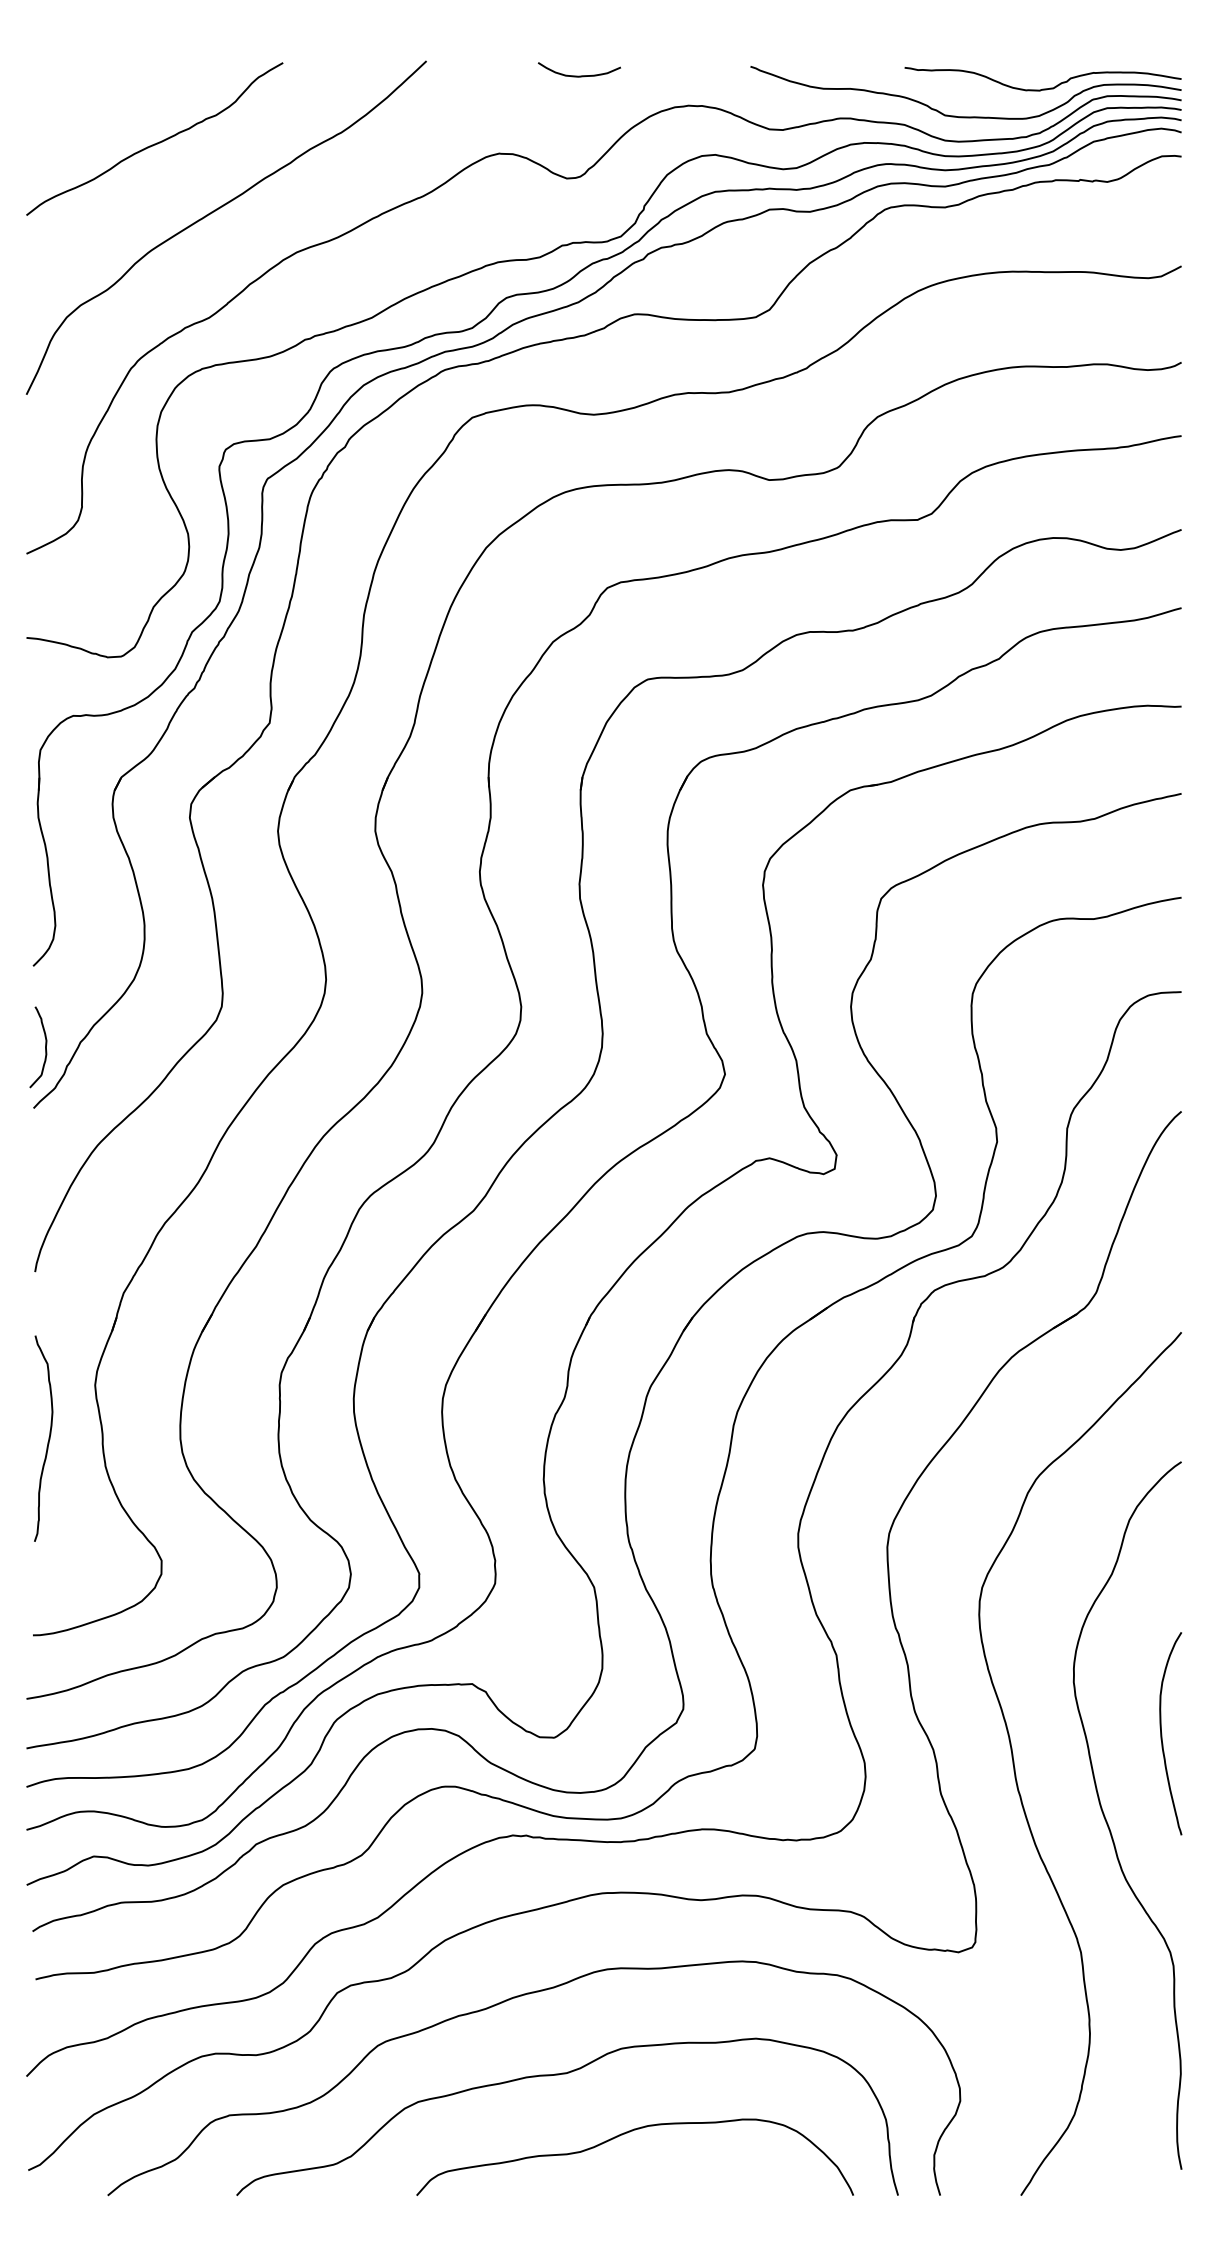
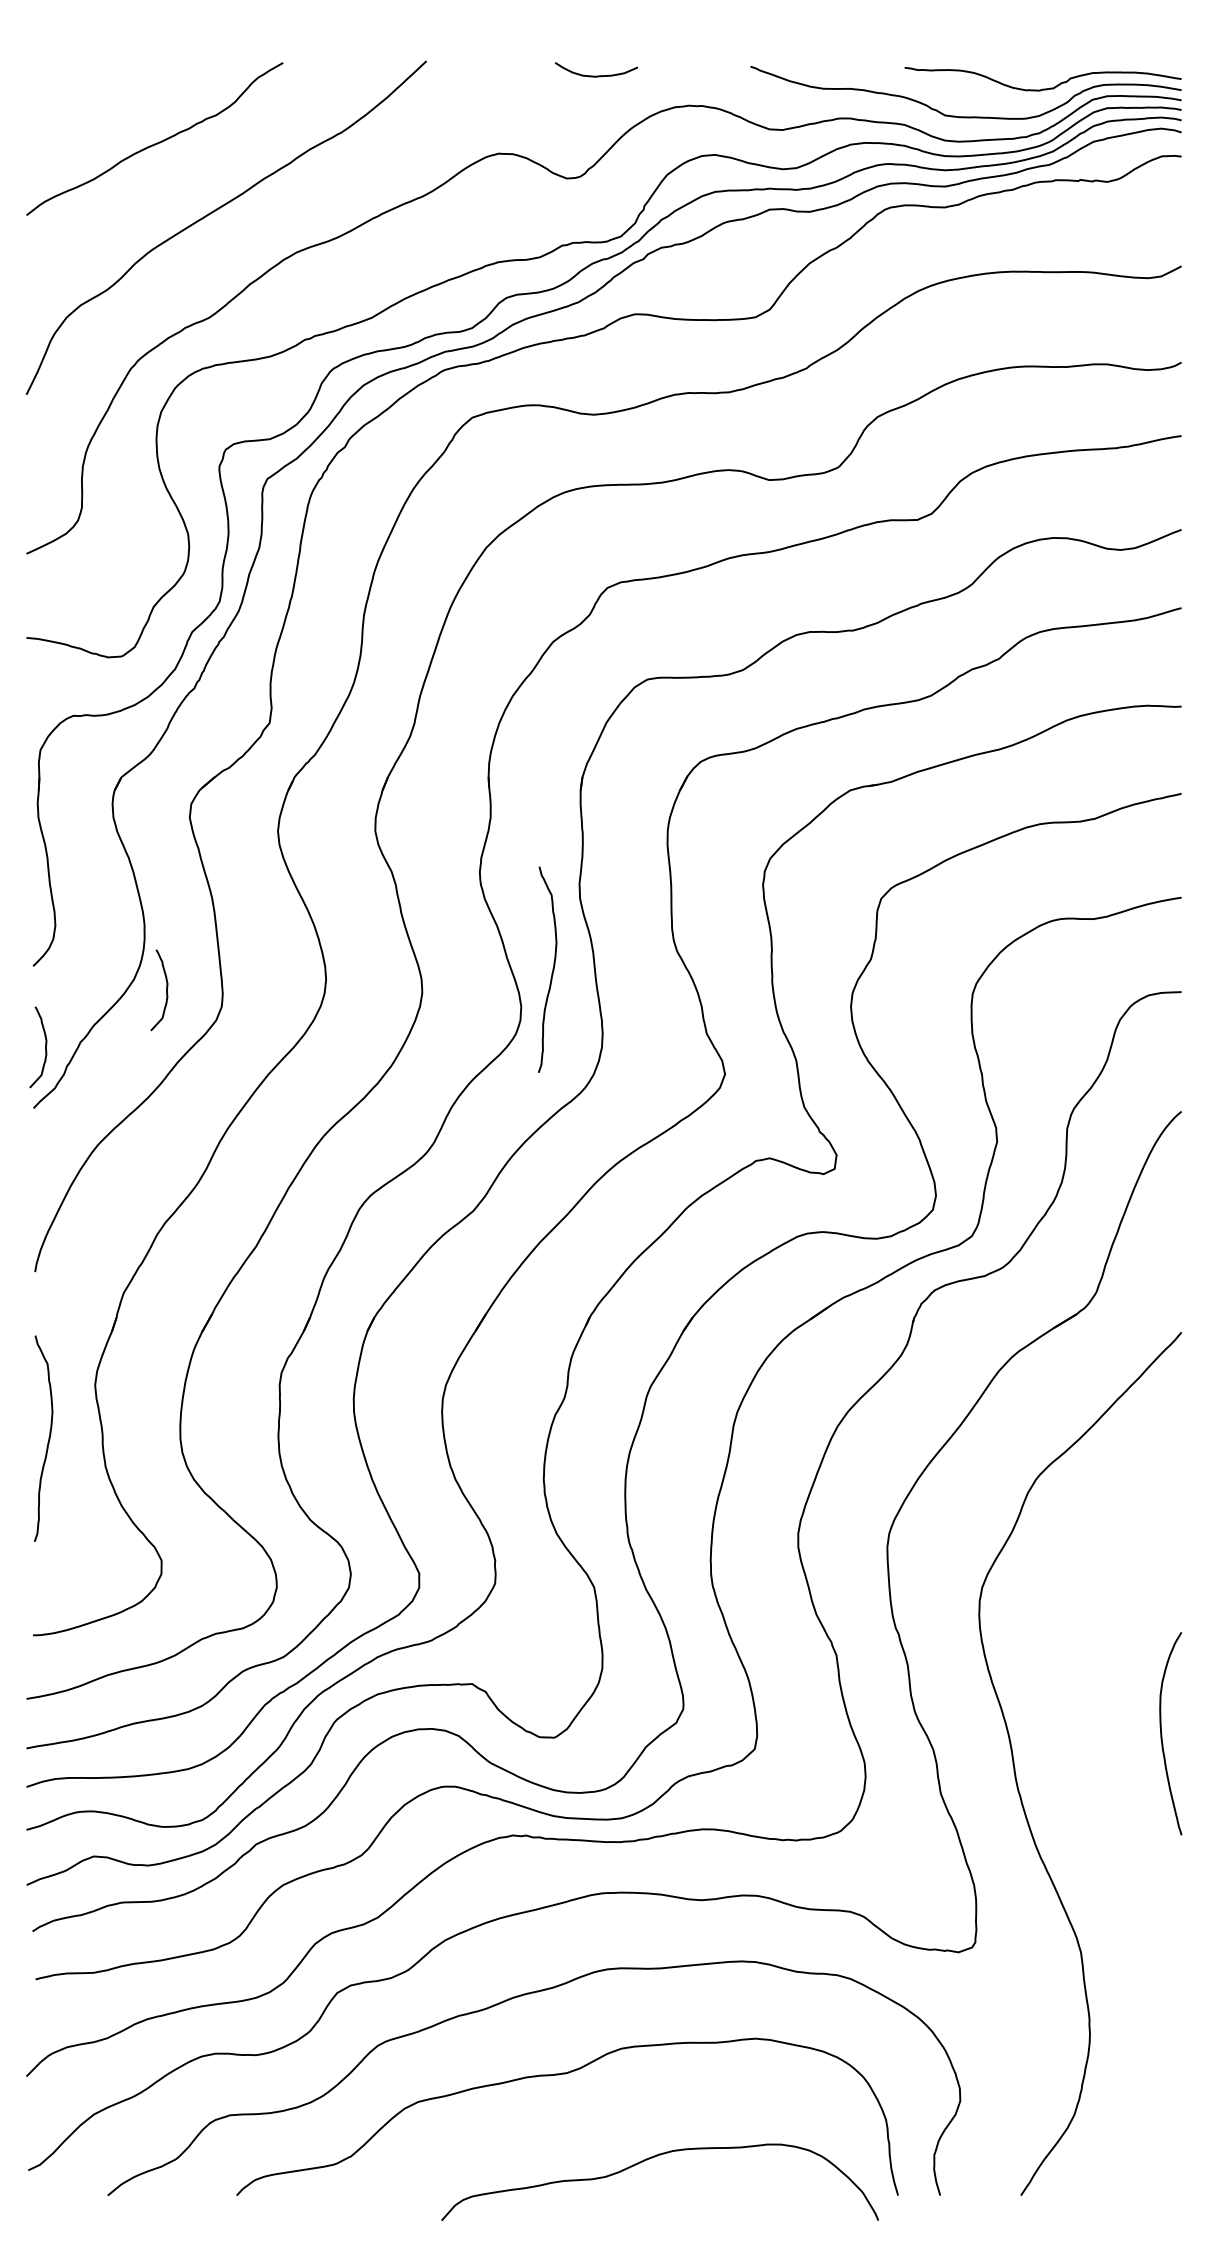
curve position: (579, 75) -> (596, 75) (596, 75)
curve: none -> present (552, 969)
curve: none -> present (166, 990)
curve: present -> none (1108, 1823)
curve position: (627, 2133) -> (652, 2158) (652, 2158)
